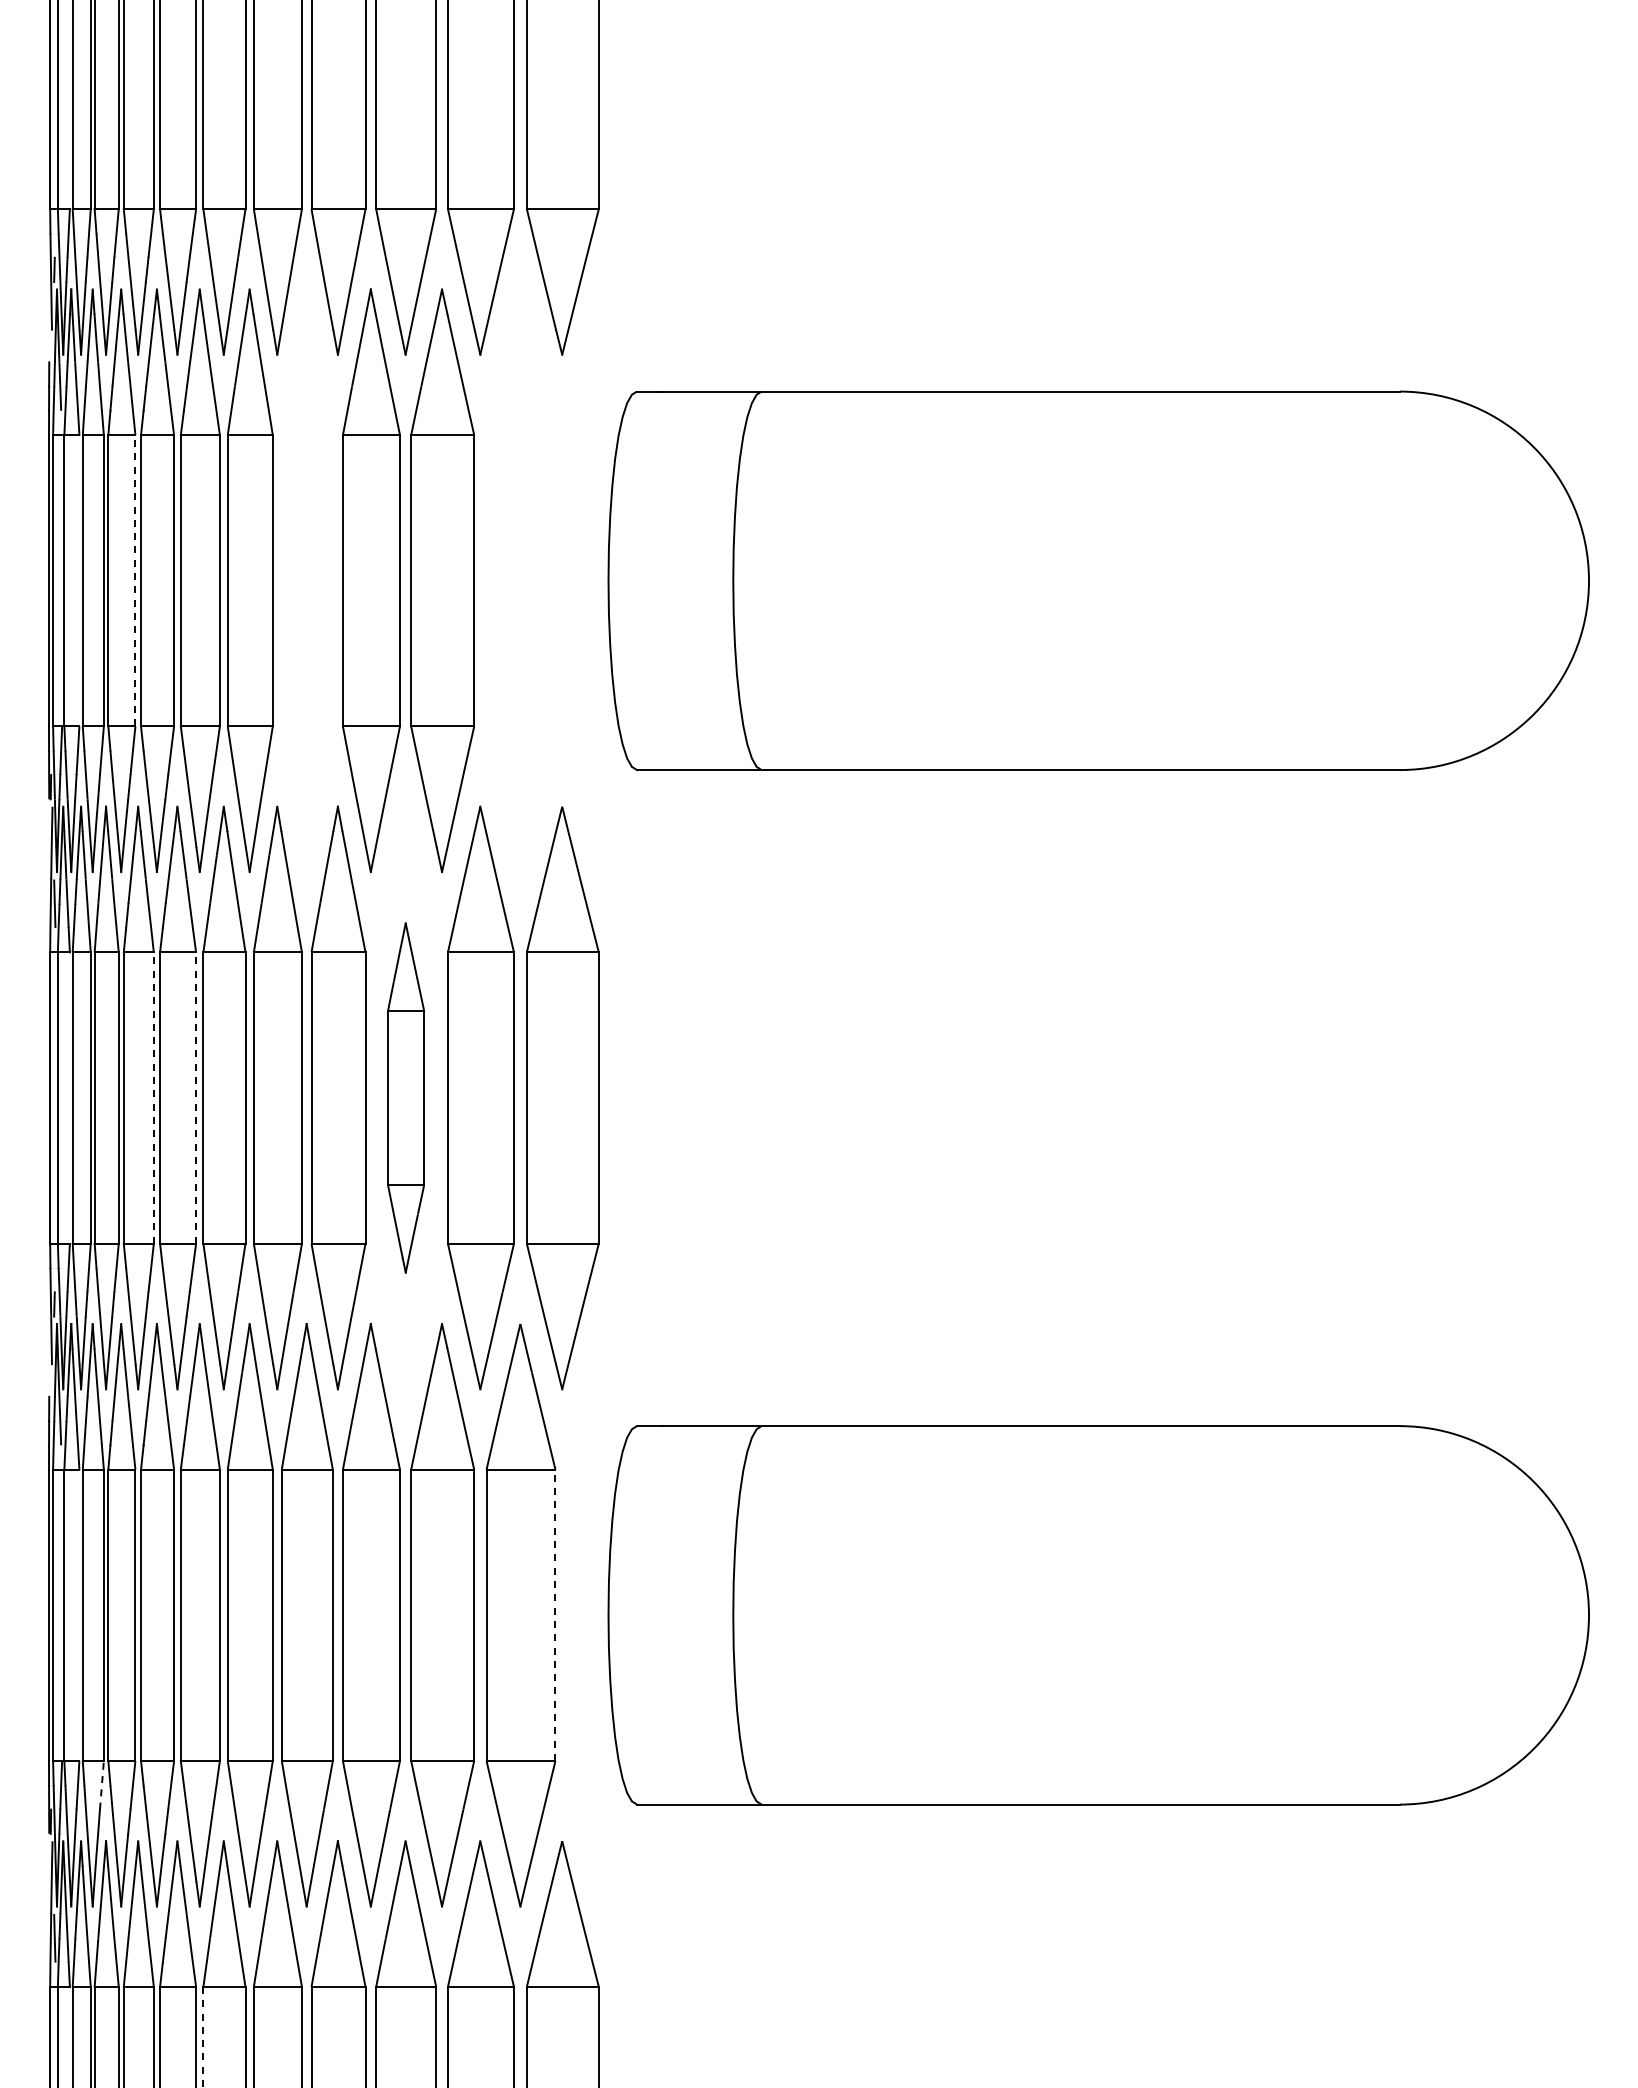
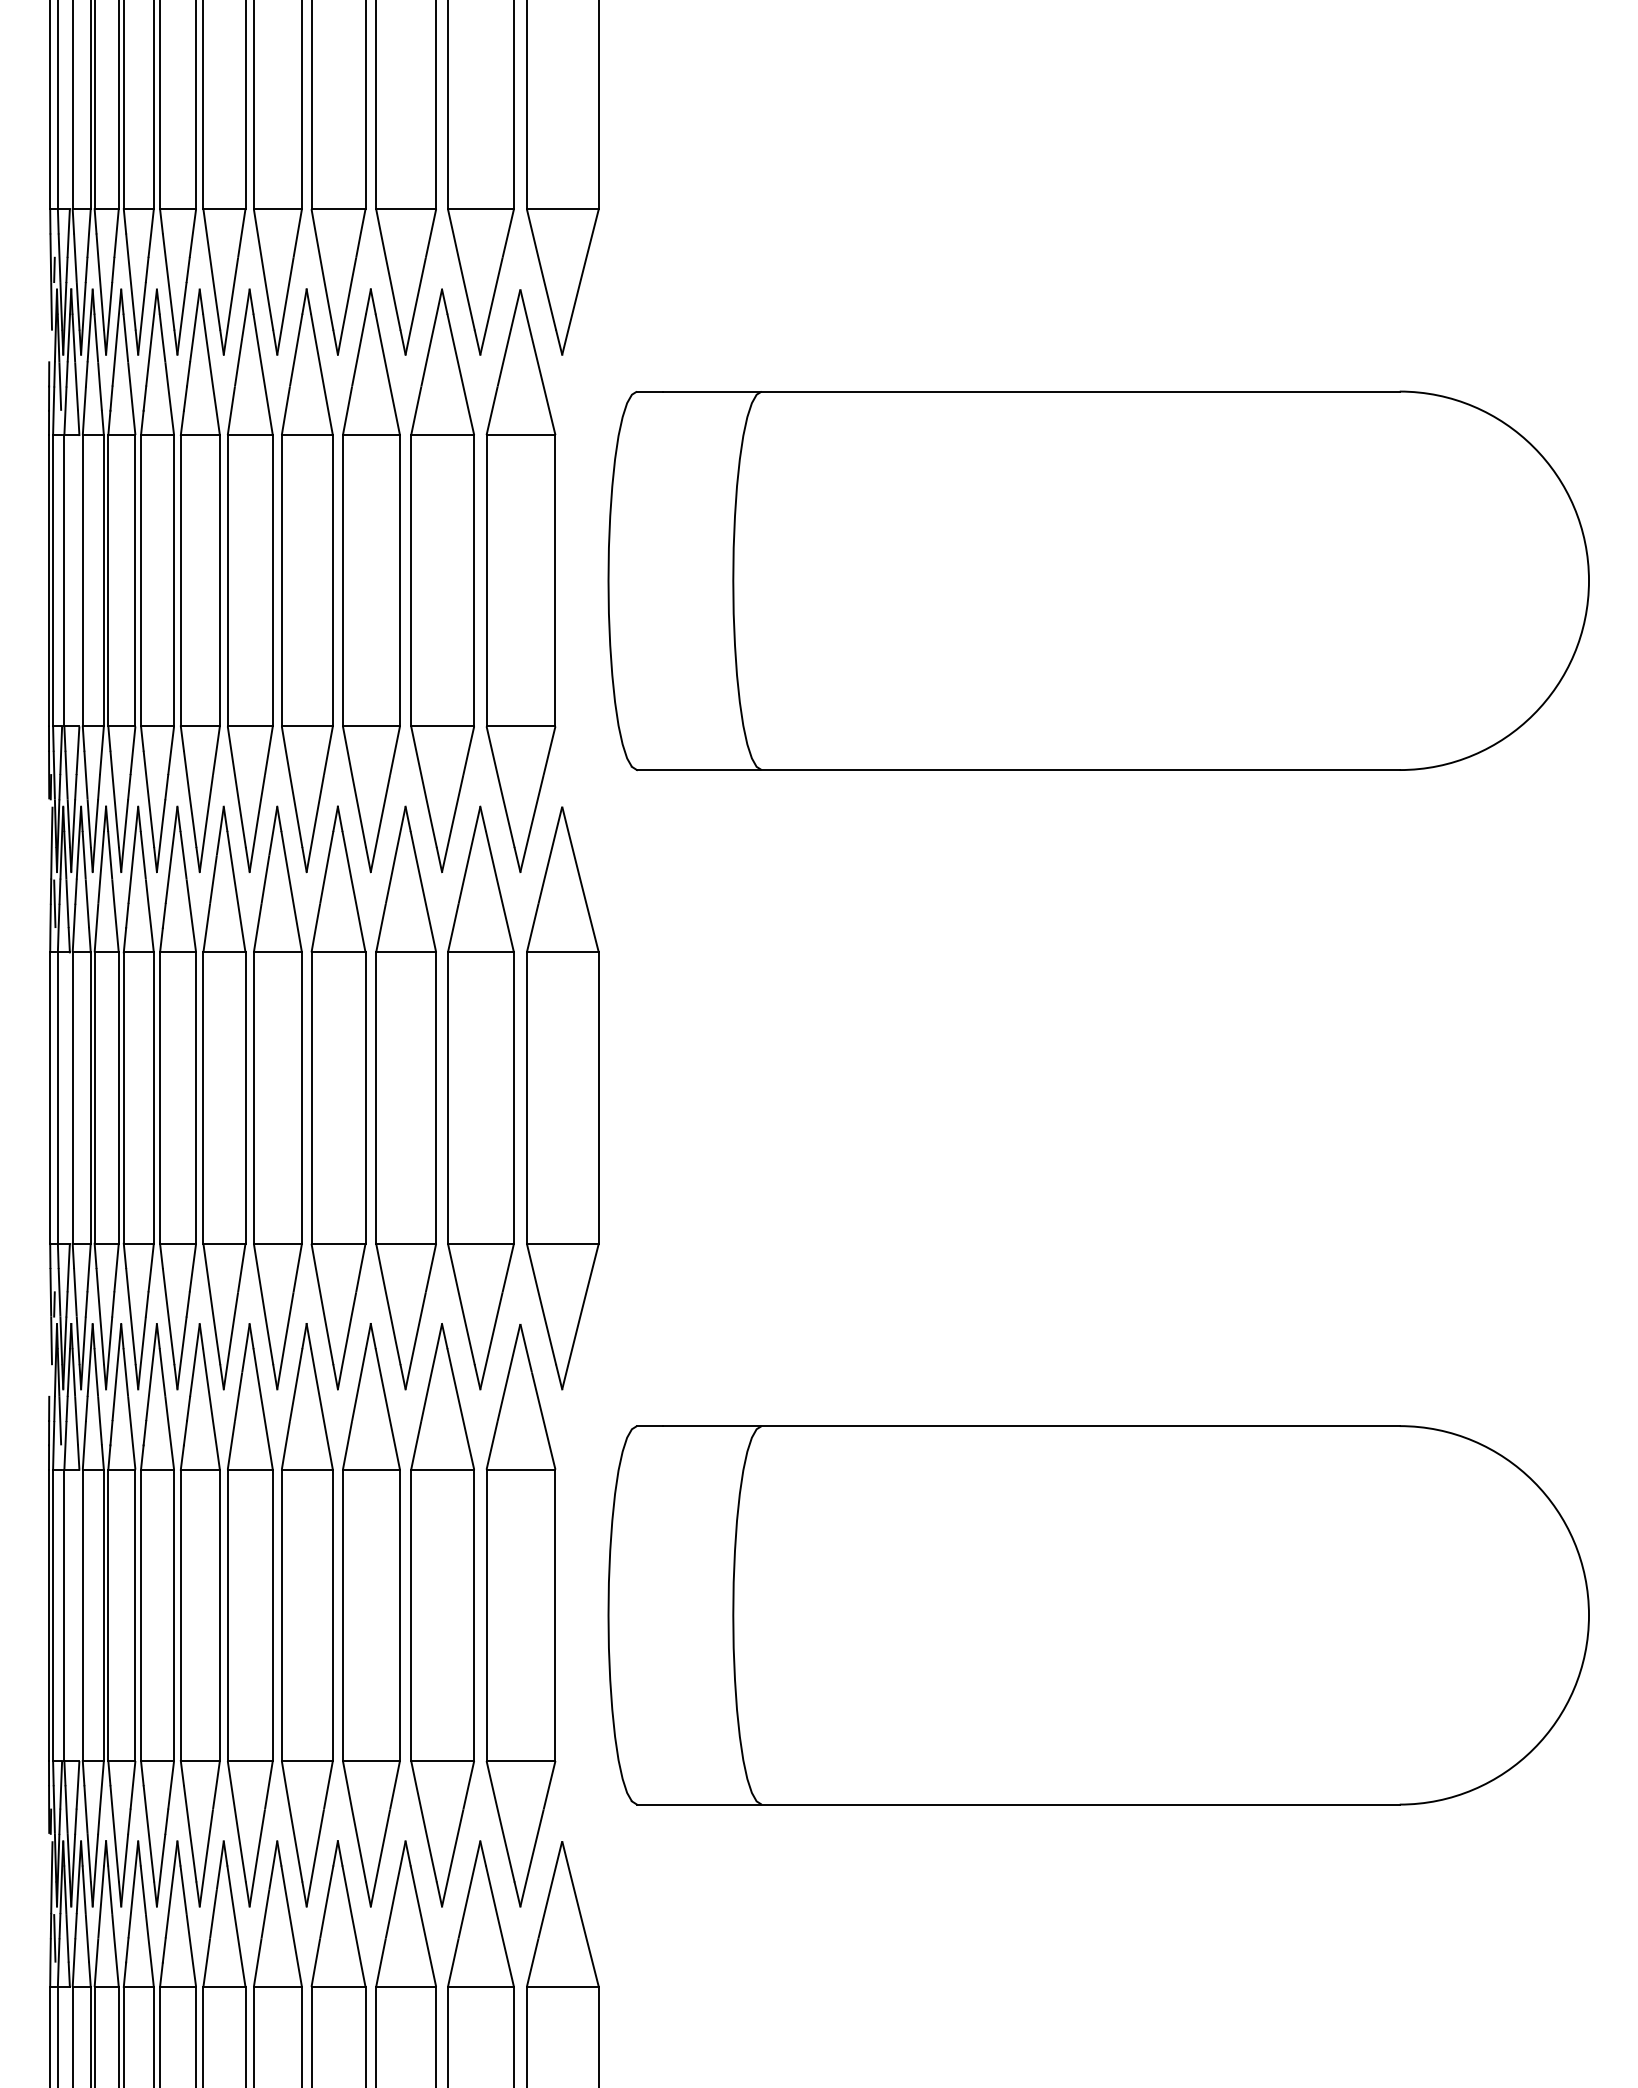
line: dashed -> solid (135, 580)
part: none -> present (307, 580)
part: none -> present (520, 580)
part size: 38x352 px -> 62x586 px (405, 1097)
line: dashed -> solid (153, 1098)
line: dashed -> solid (196, 1098)
line: dashed -> solid (555, 1615)
line: dashed -> solid (101, 1785)
line: dashed -> solid (203, 2037)
